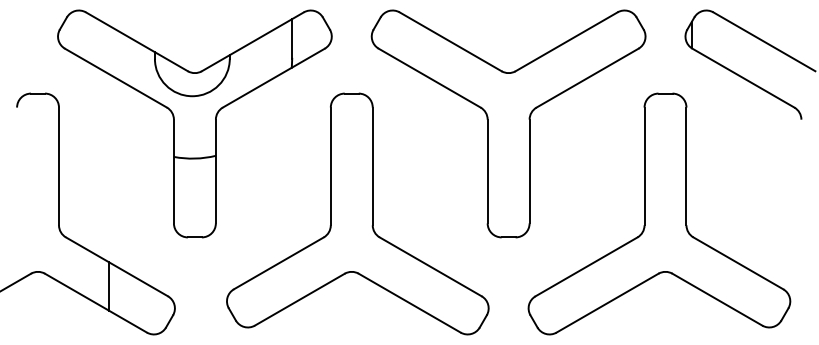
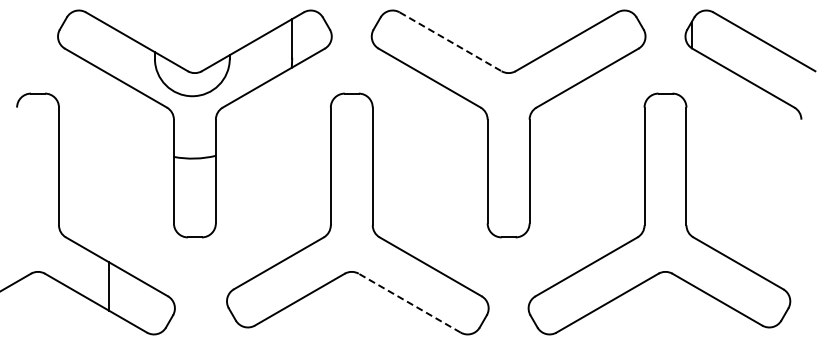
line: solid -> dashed (450, 41)
line: solid -> dashed (409, 303)
